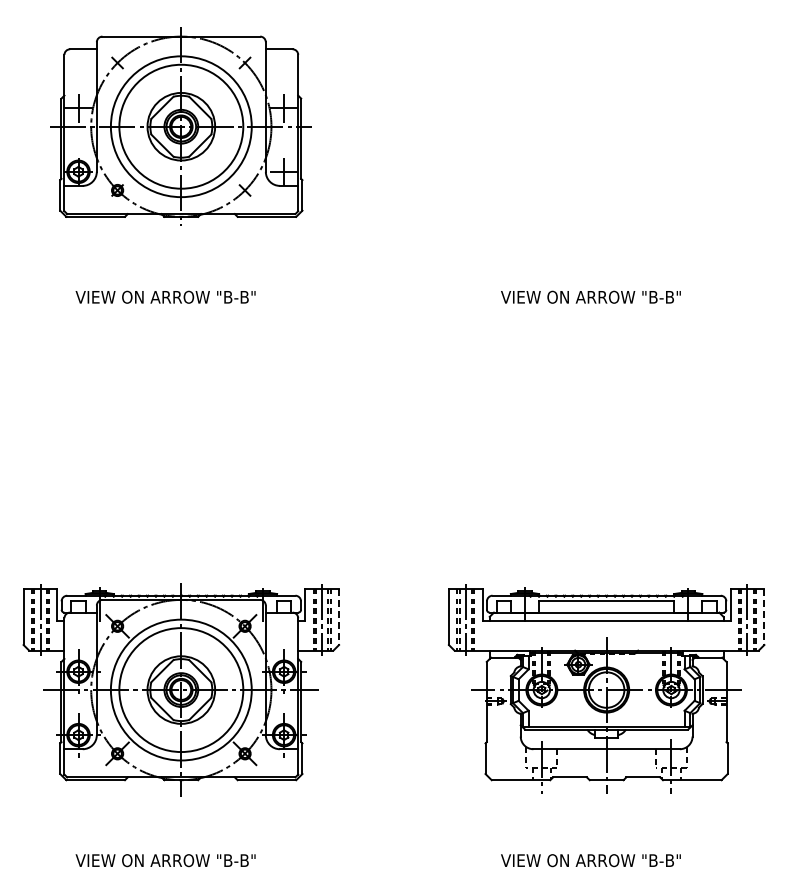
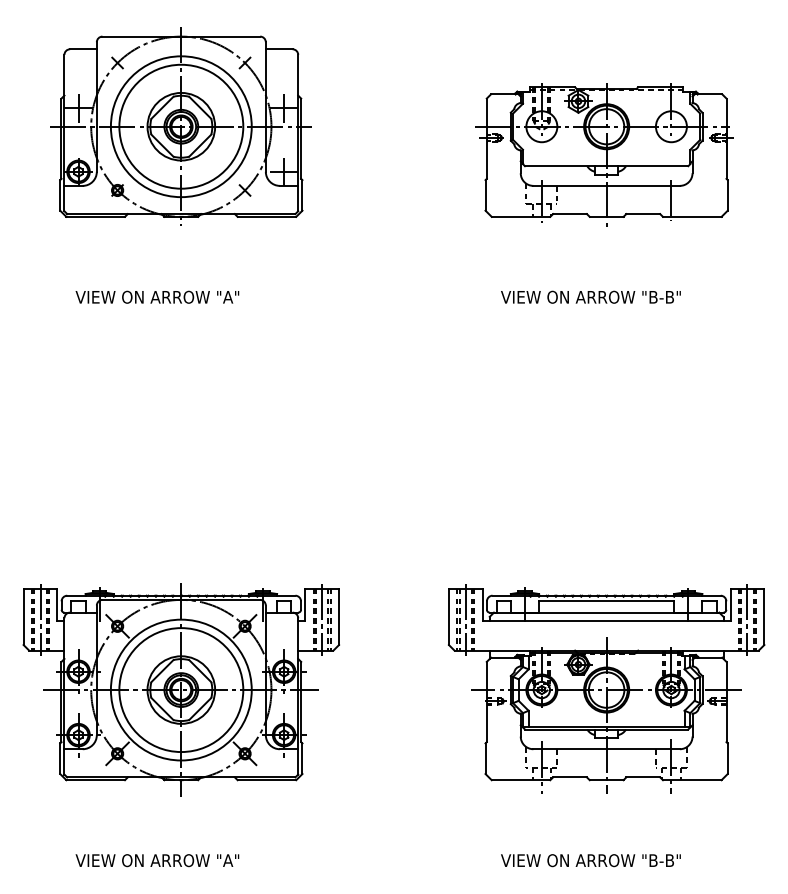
part: none -> present (604, 154)
text: VIEW ON ARROW "B-B" -> VIEW ON ARROW "A" (239, 297)
line: dashed -> solid (339, 617)
line: dashed -> solid (764, 617)
text: VIEW ON ARROW "B-B" -> VIEW ON ARROW "A" (239, 860)
